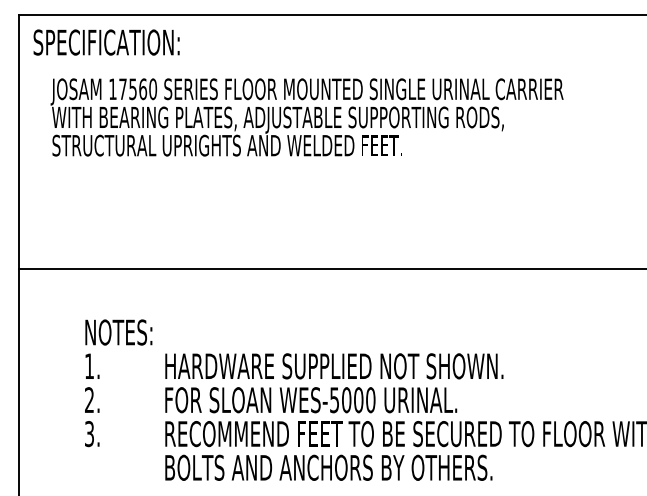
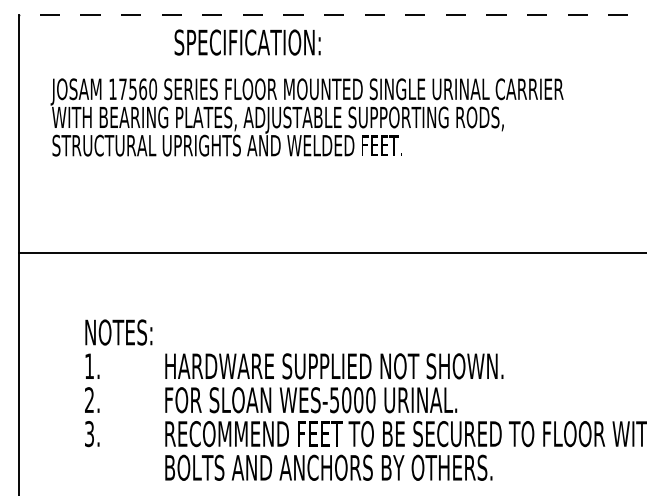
line: solid -> dashed (332, 14)
text position: (106, 42) -> (247, 42) (247, 42)
line position: (331, 268) -> (331, 252) (331, 252)
